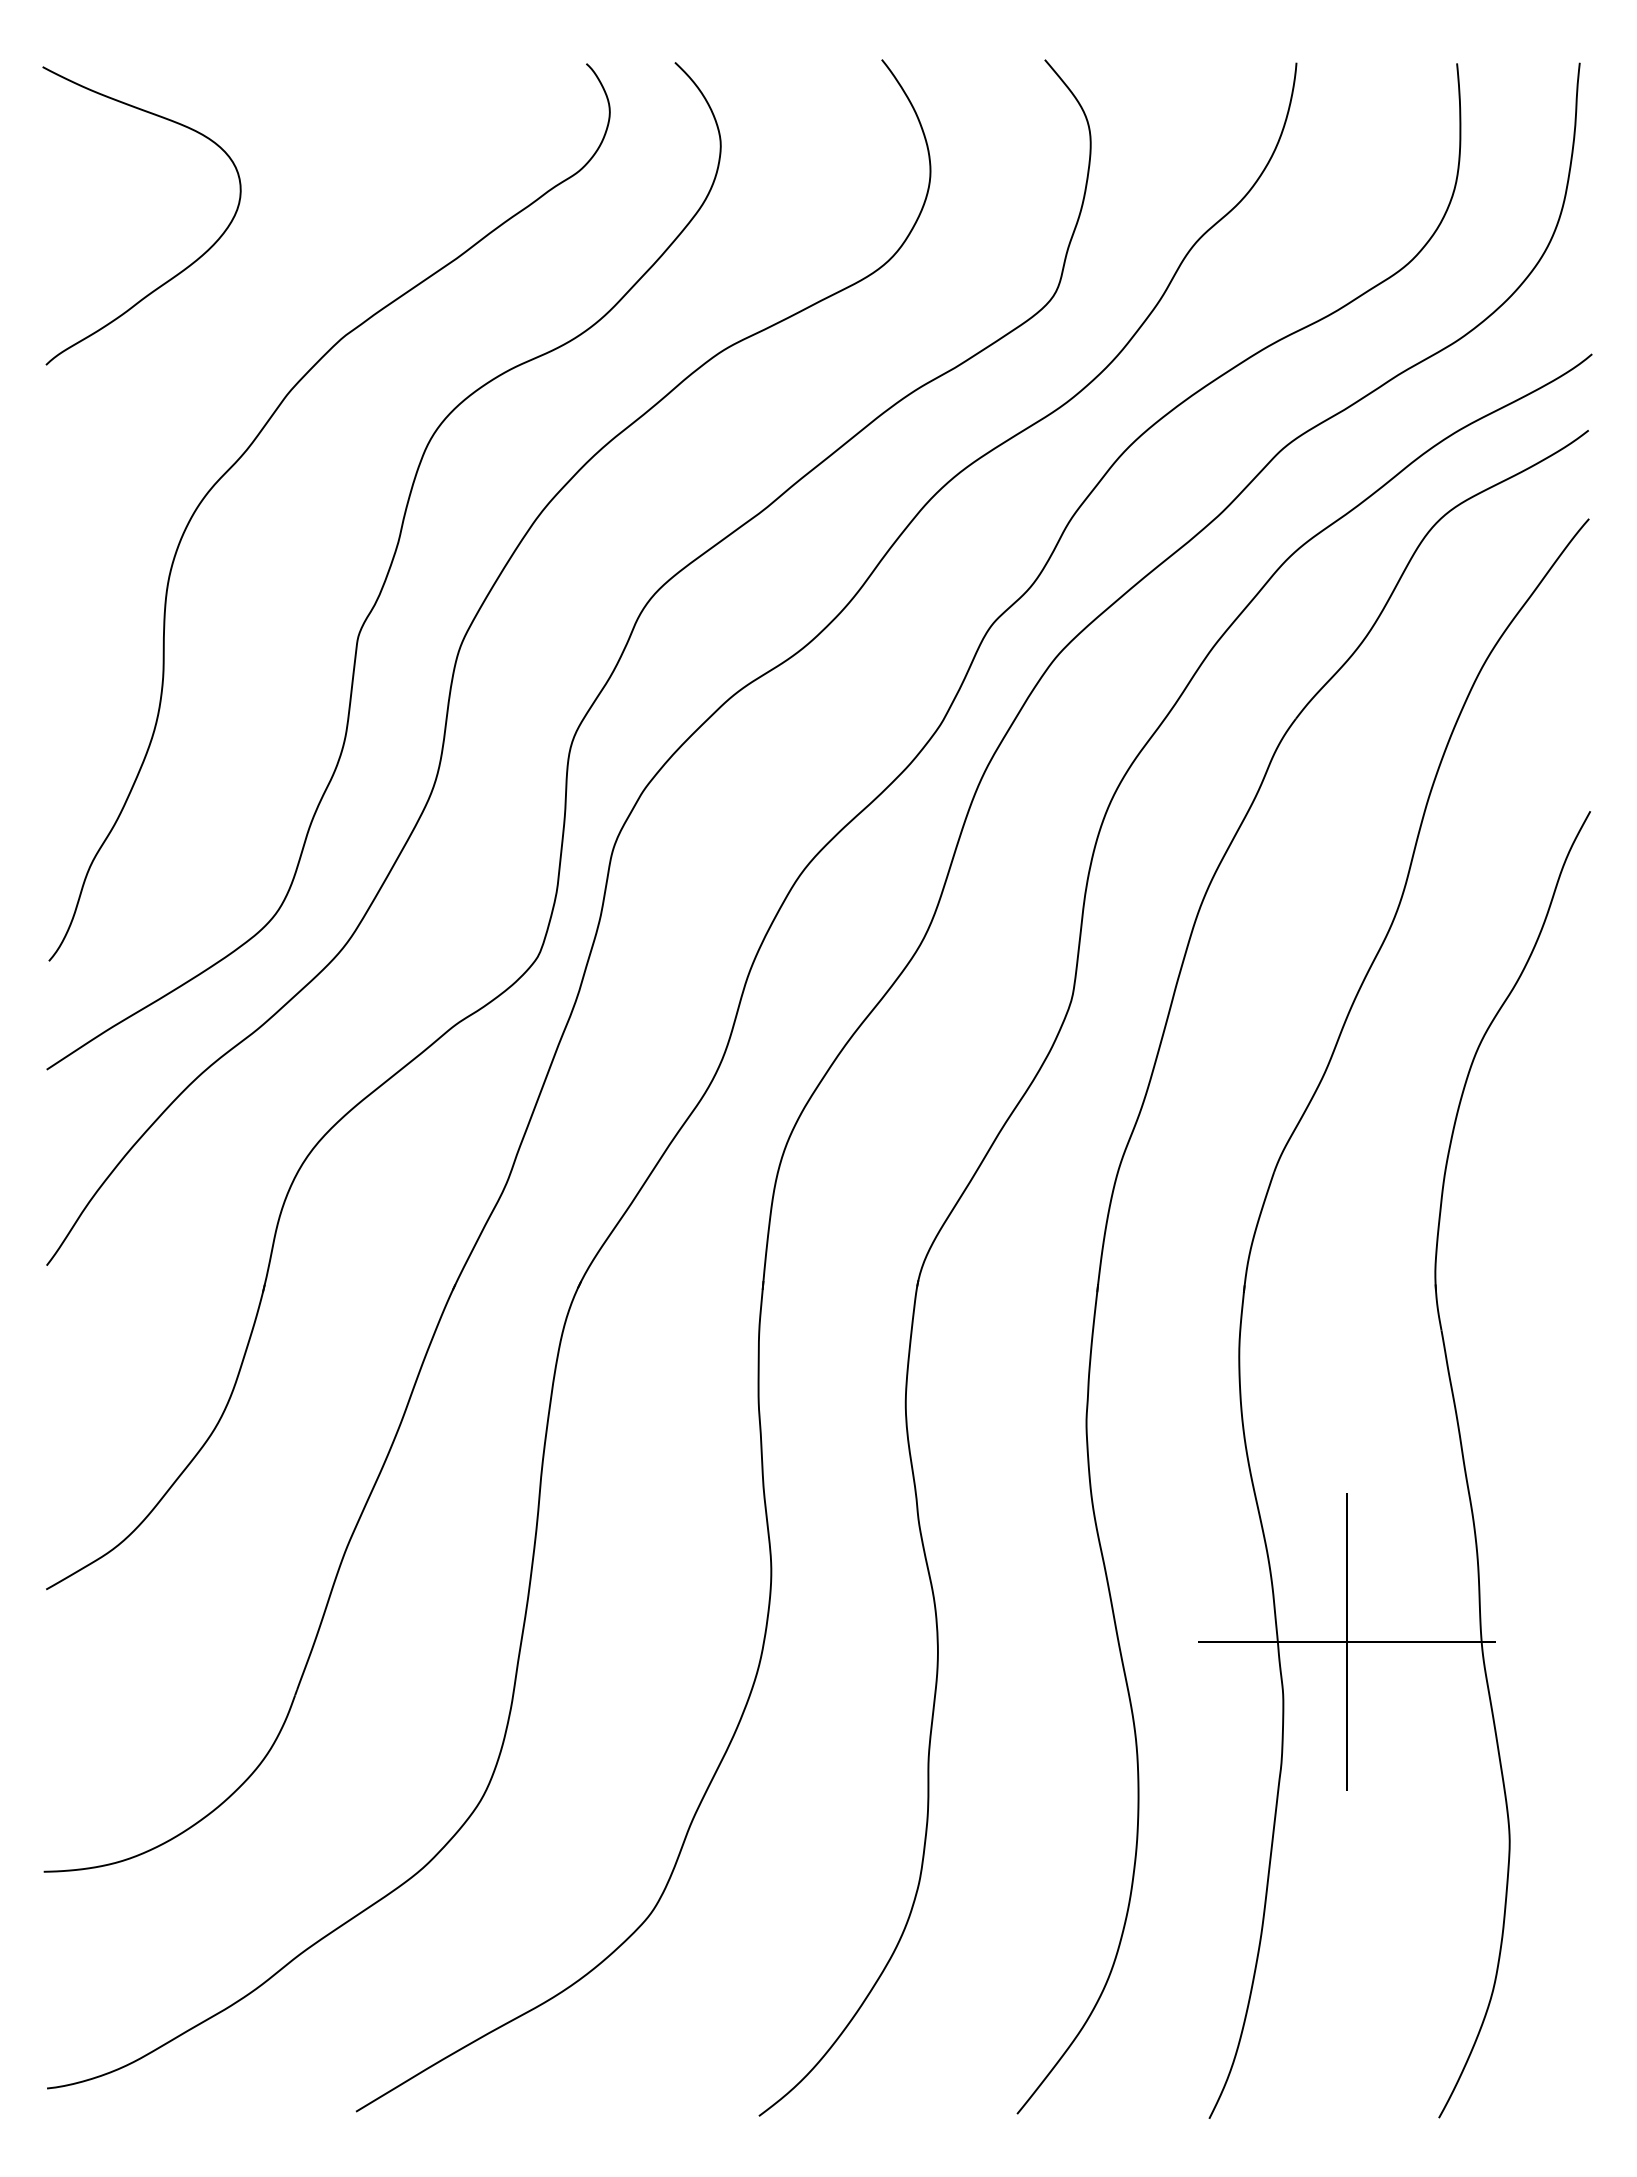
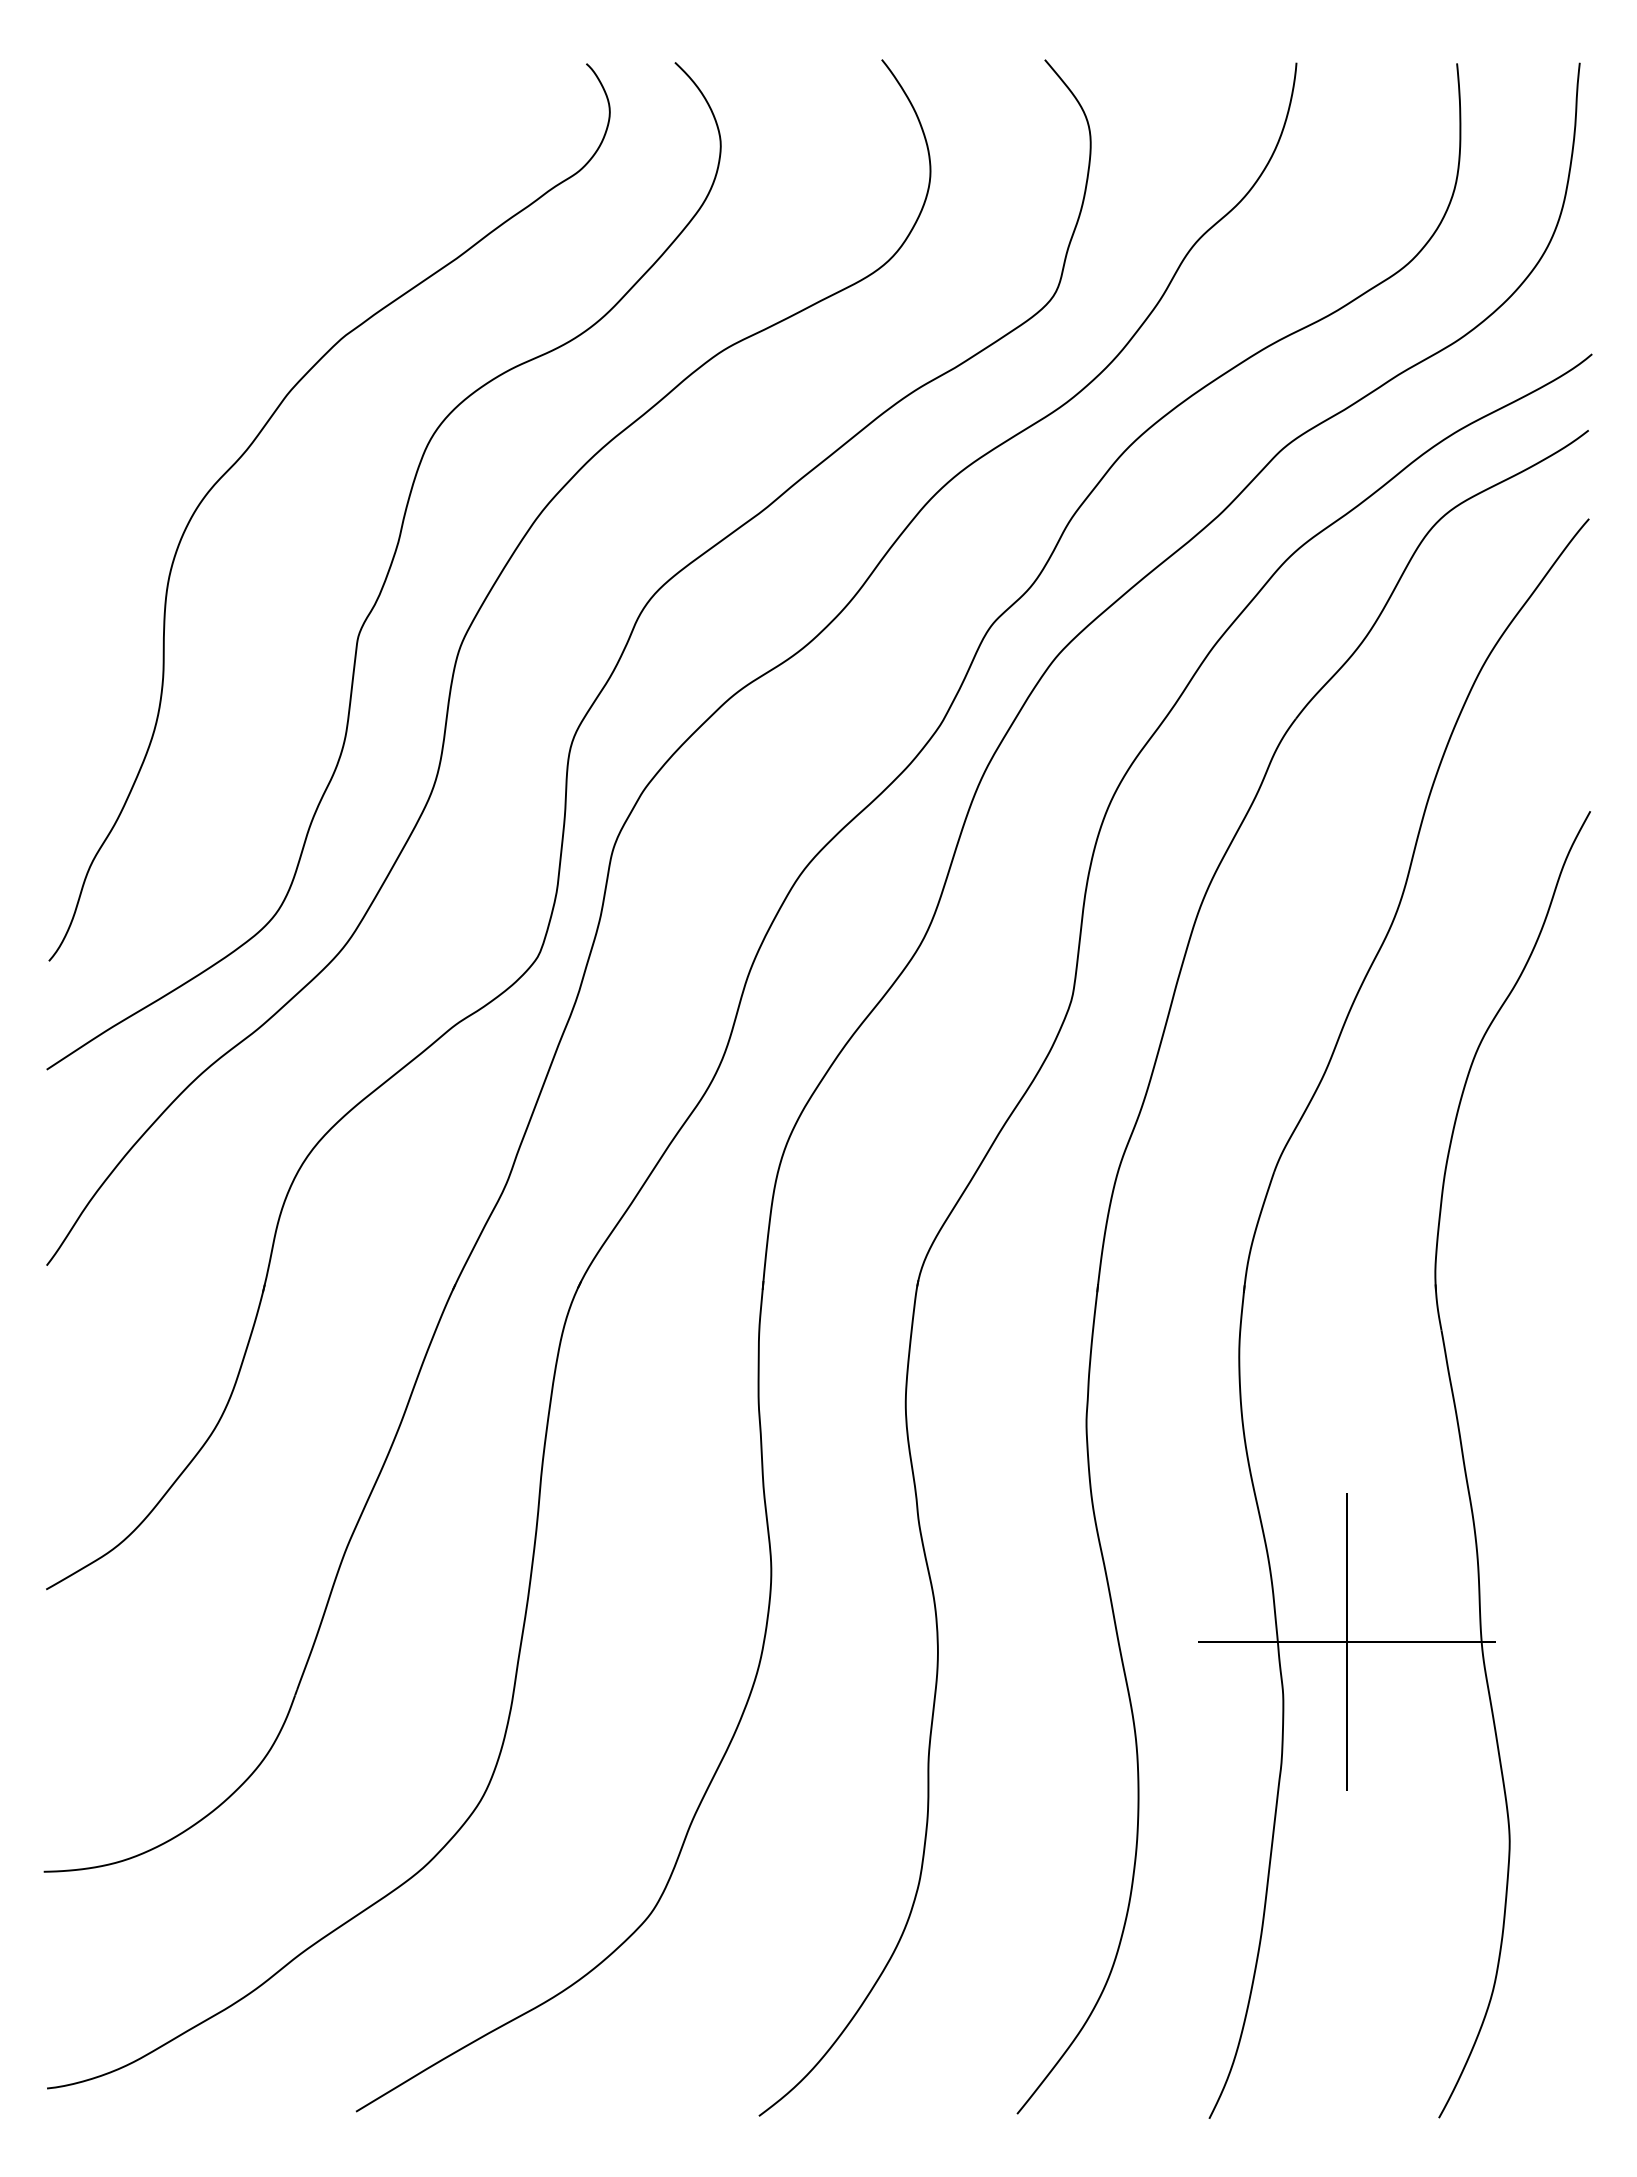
curve: present -> none (181, 270)
